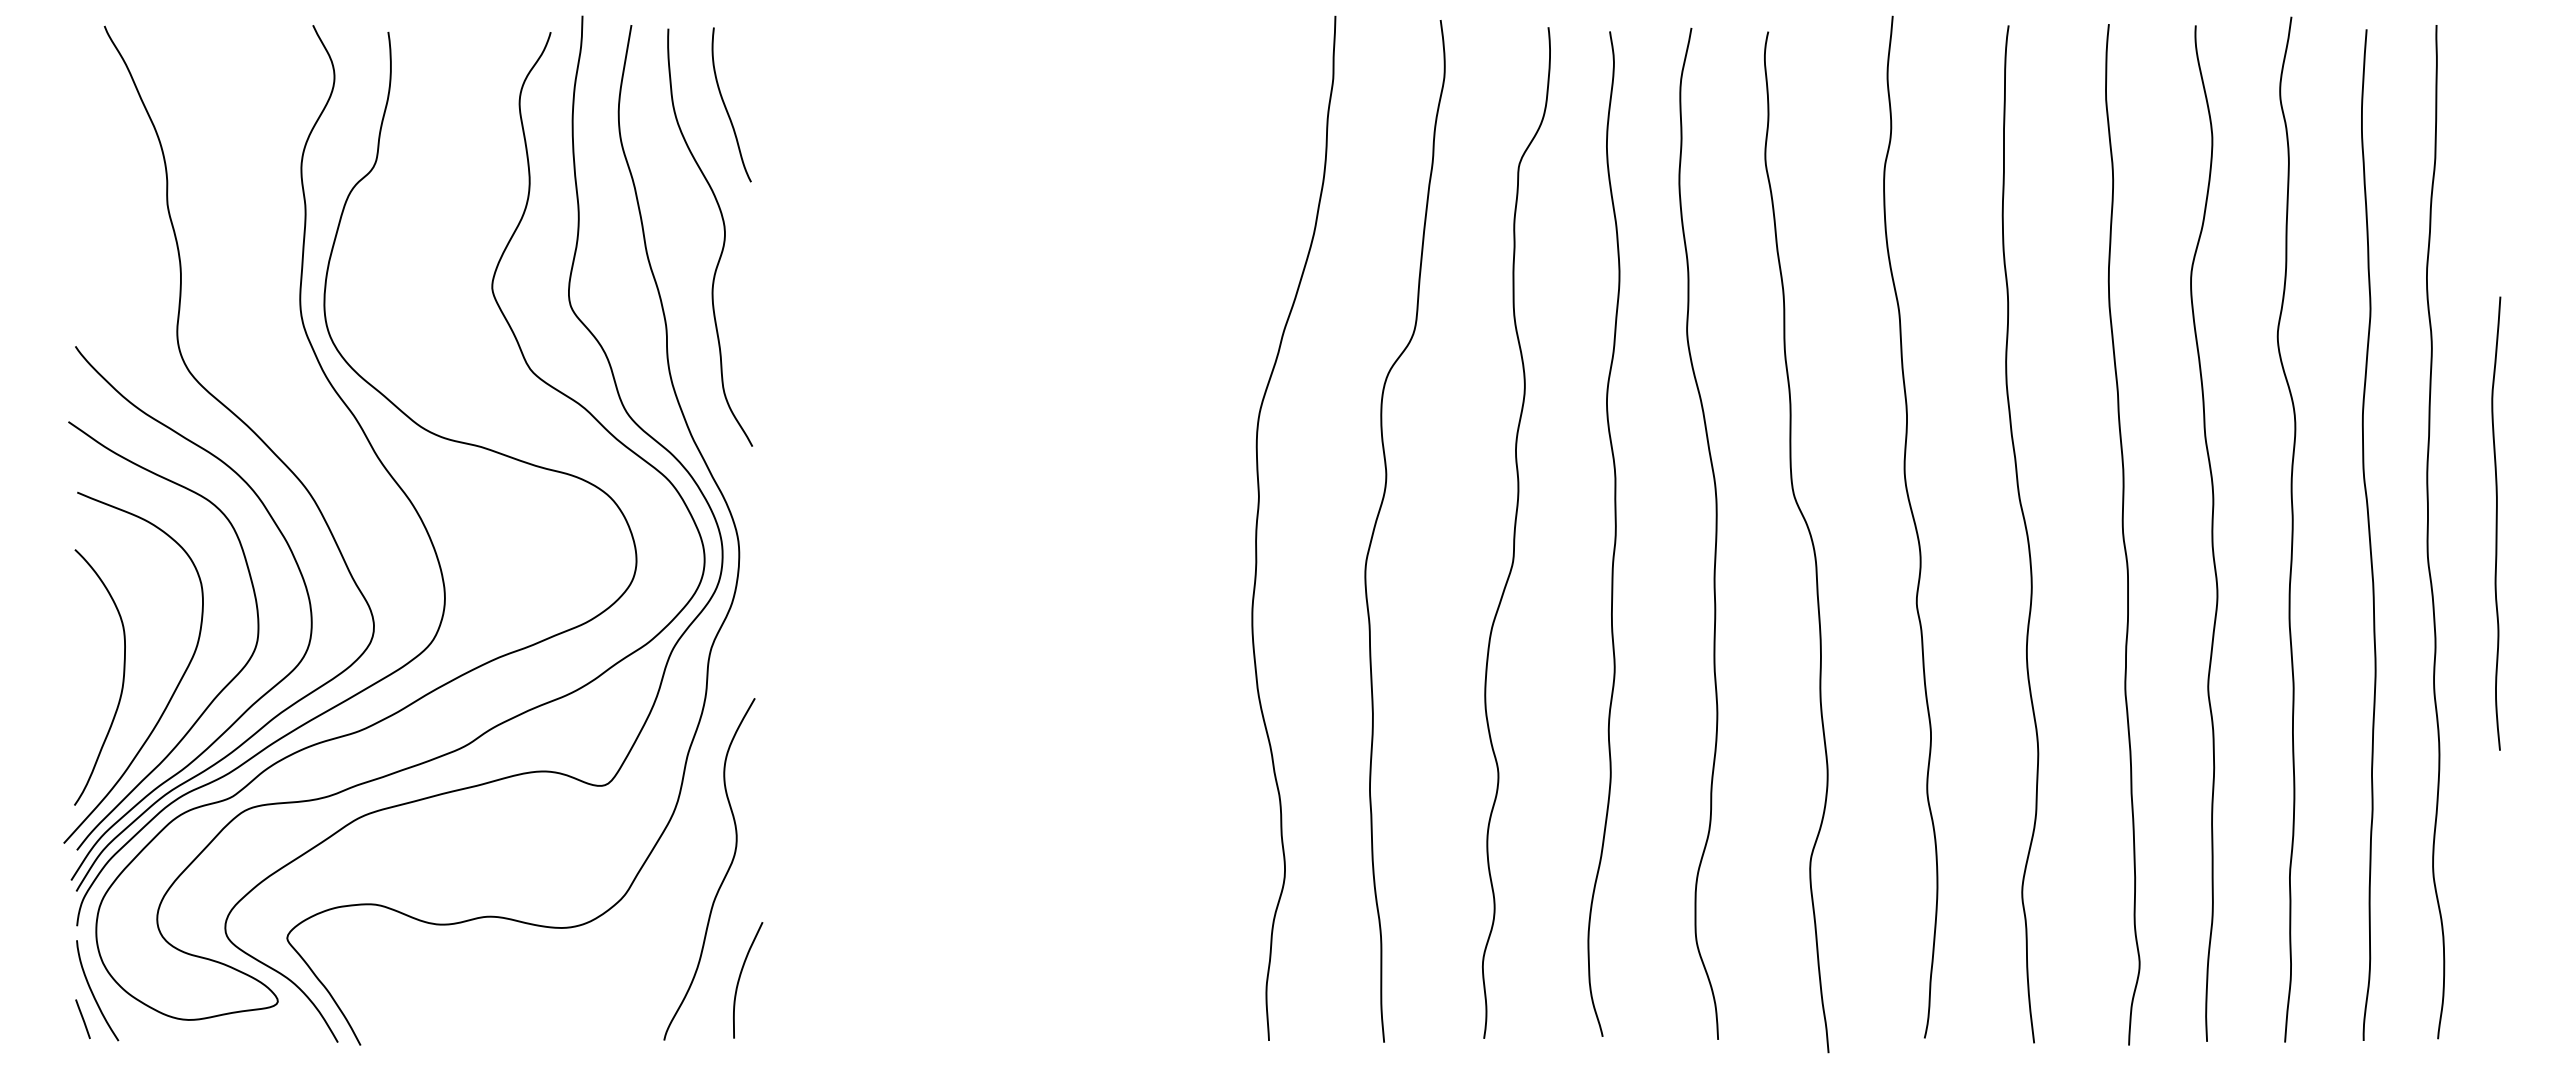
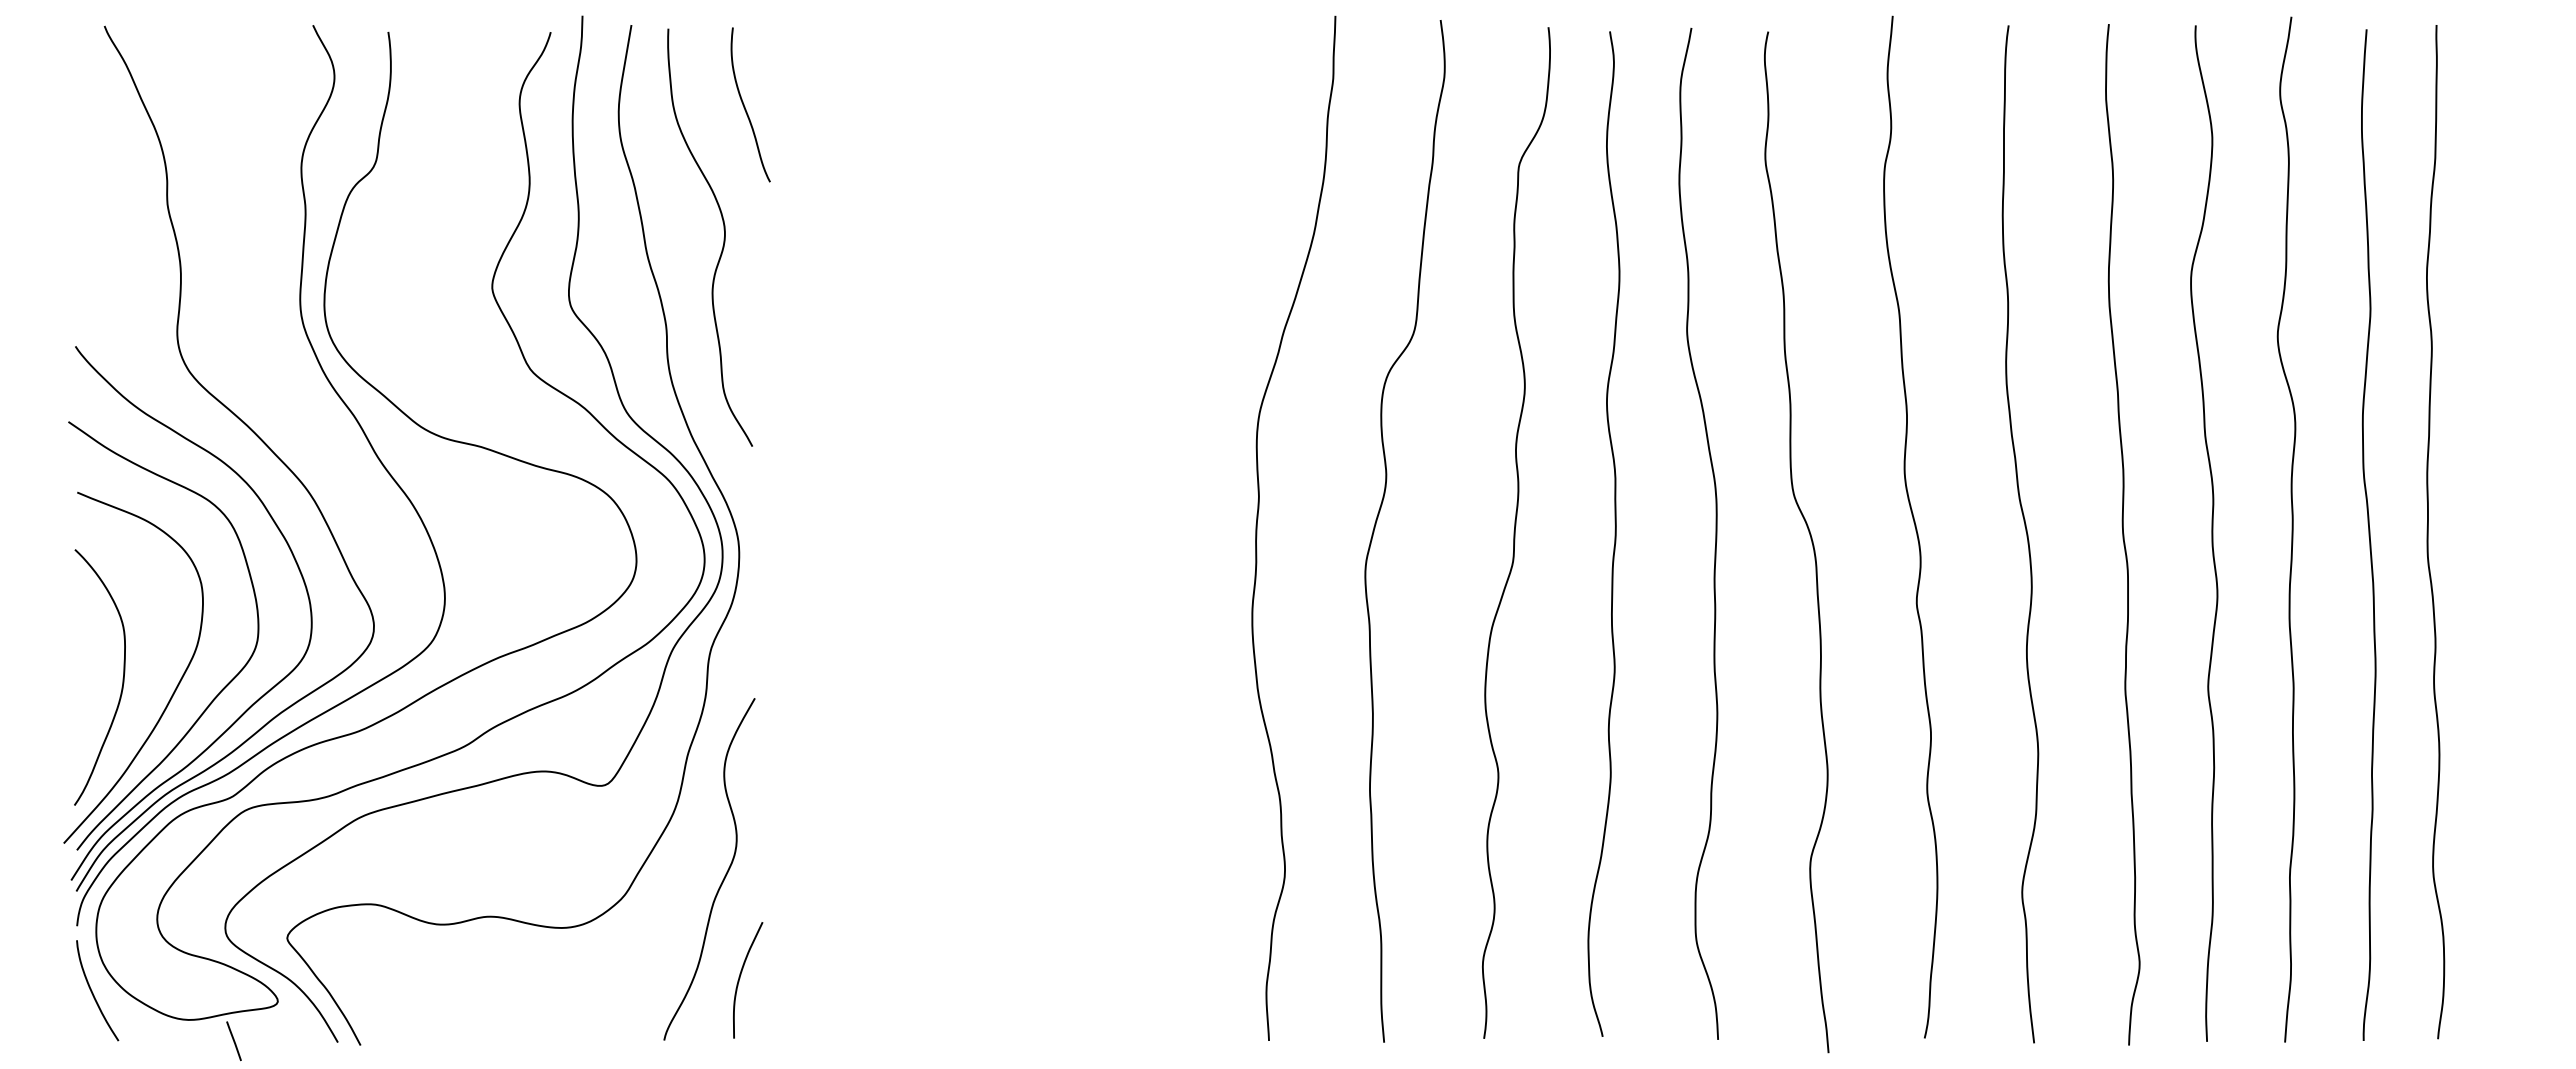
curve position: (726, 106) -> (745, 106) (745, 106)
curve: present -> none (2496, 523)
line position: (82, 1018) -> (233, 1040) (233, 1040)
